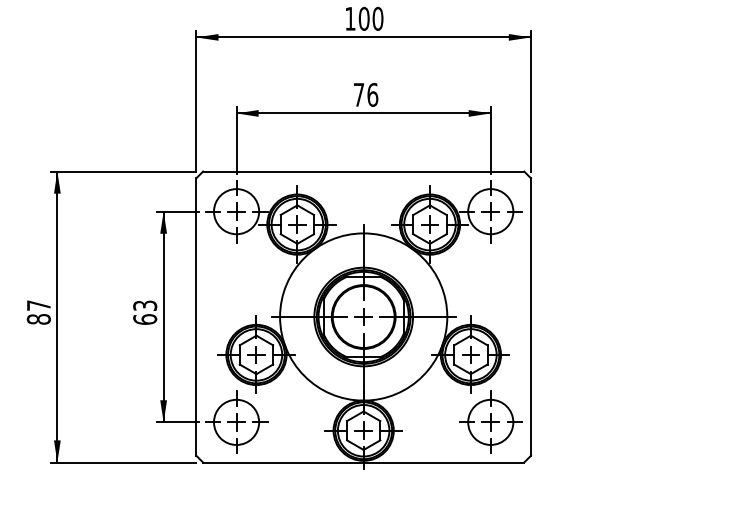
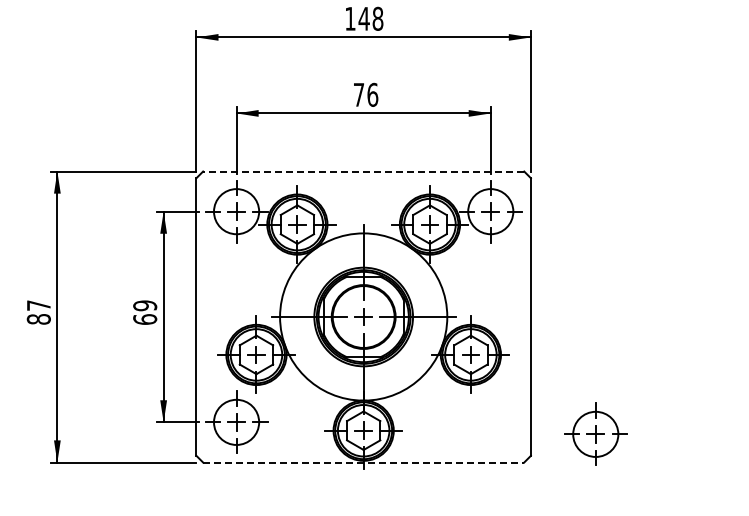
text: 100 -> 148 (370, 18)
line: solid -> dashed (363, 171)
text: 63 -> 69 (145, 305)
part position: (490, 421) -> (595, 433) (595, 433)
line: solid -> dashed (363, 462)
